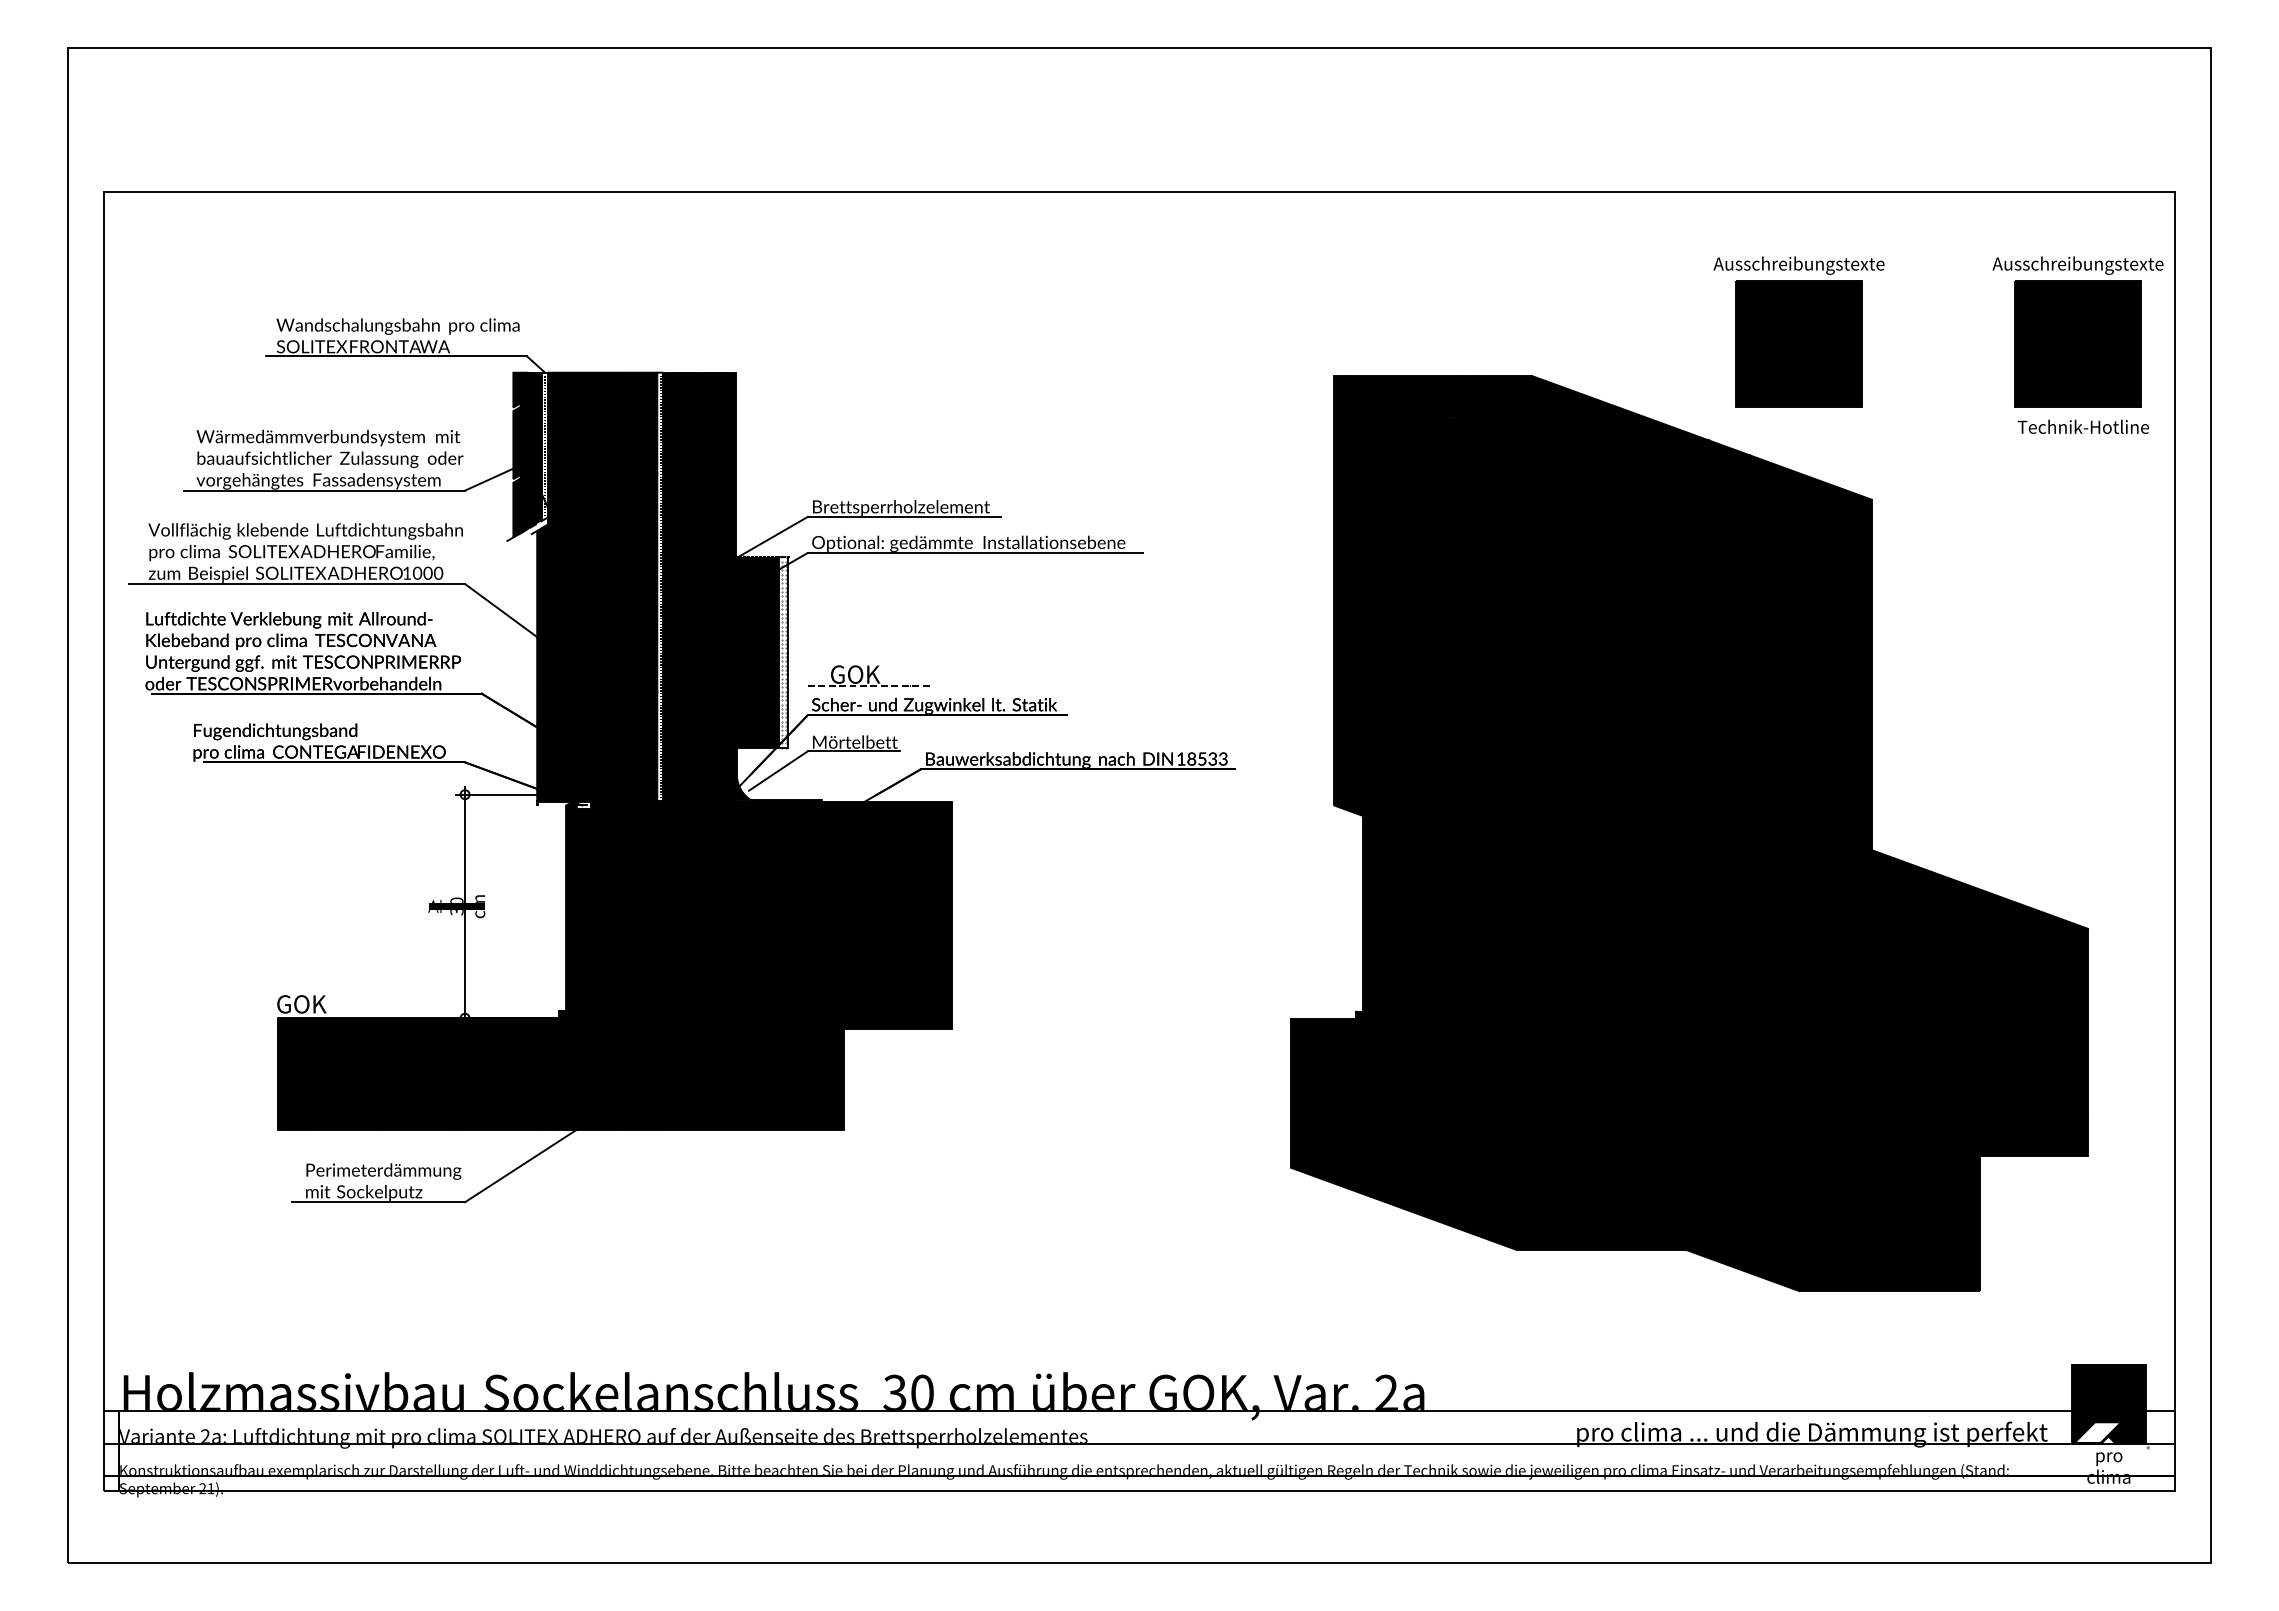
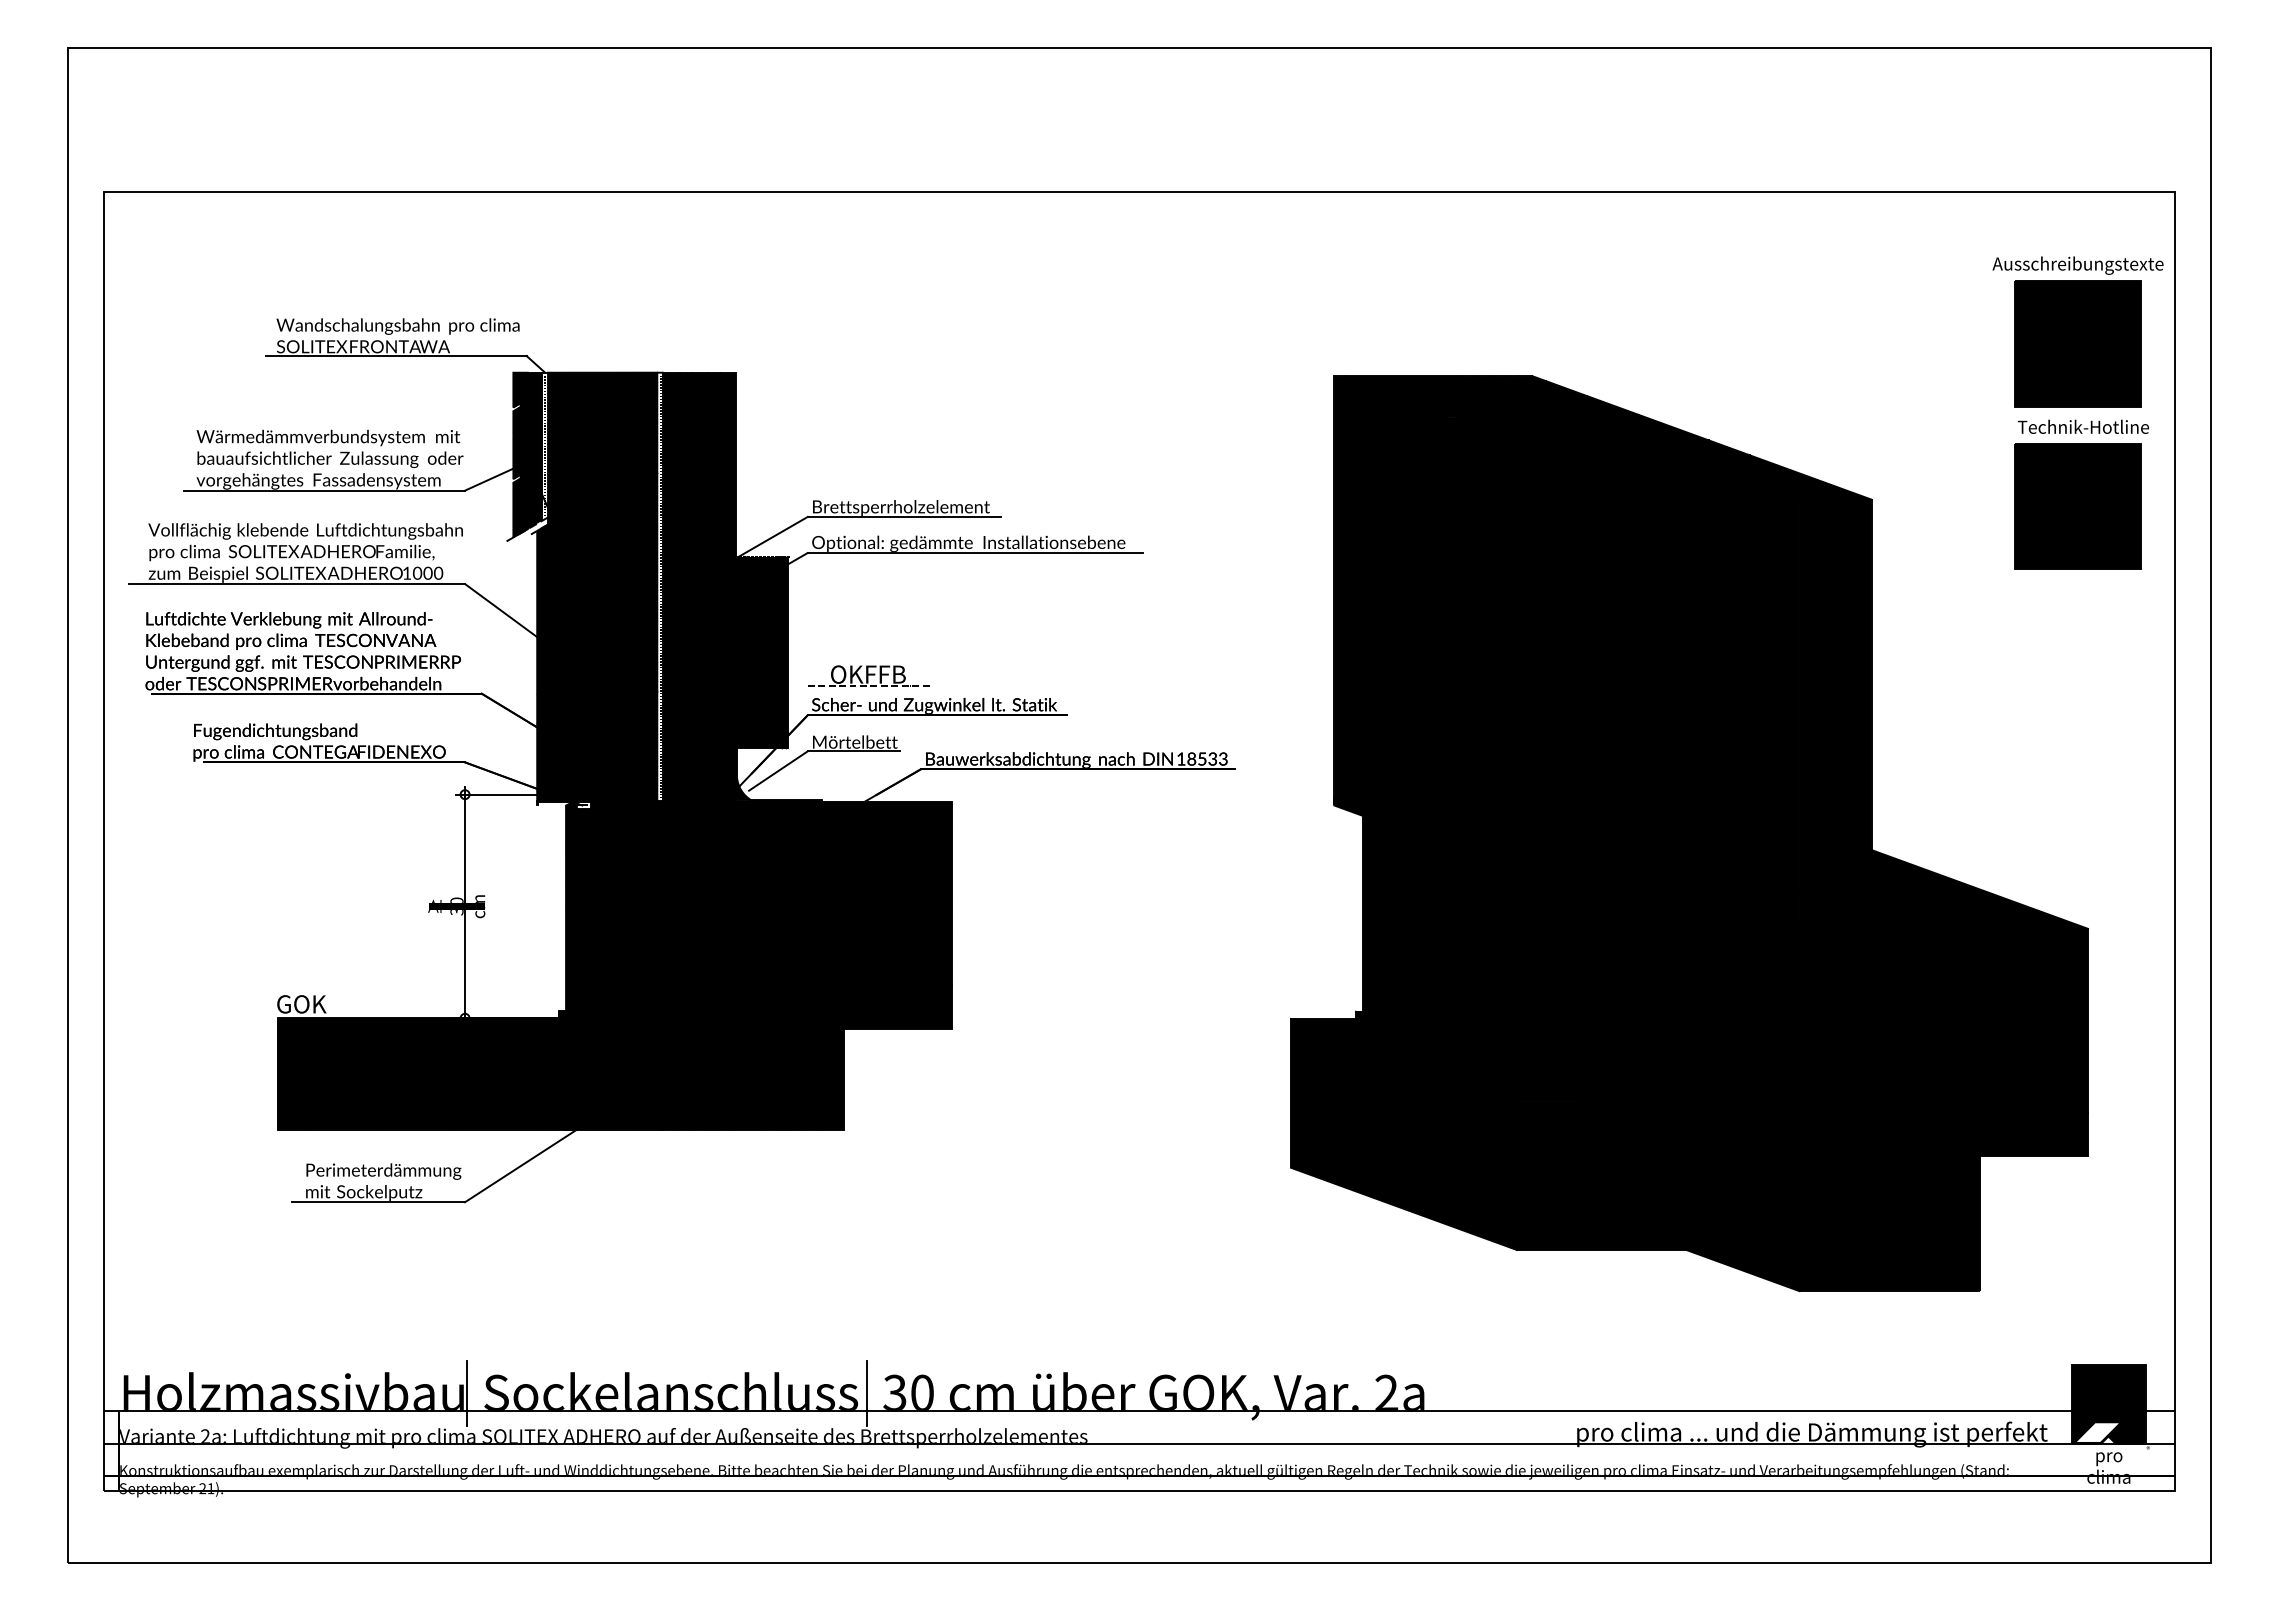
part: present -> none (1798, 331)
part: none -> present (2077, 506)
fill: none -> present (782, 651)
text: GOK -> OKFFB (868, 674)
line: none -> present (467, 1392)
line: none -> present (867, 1392)
